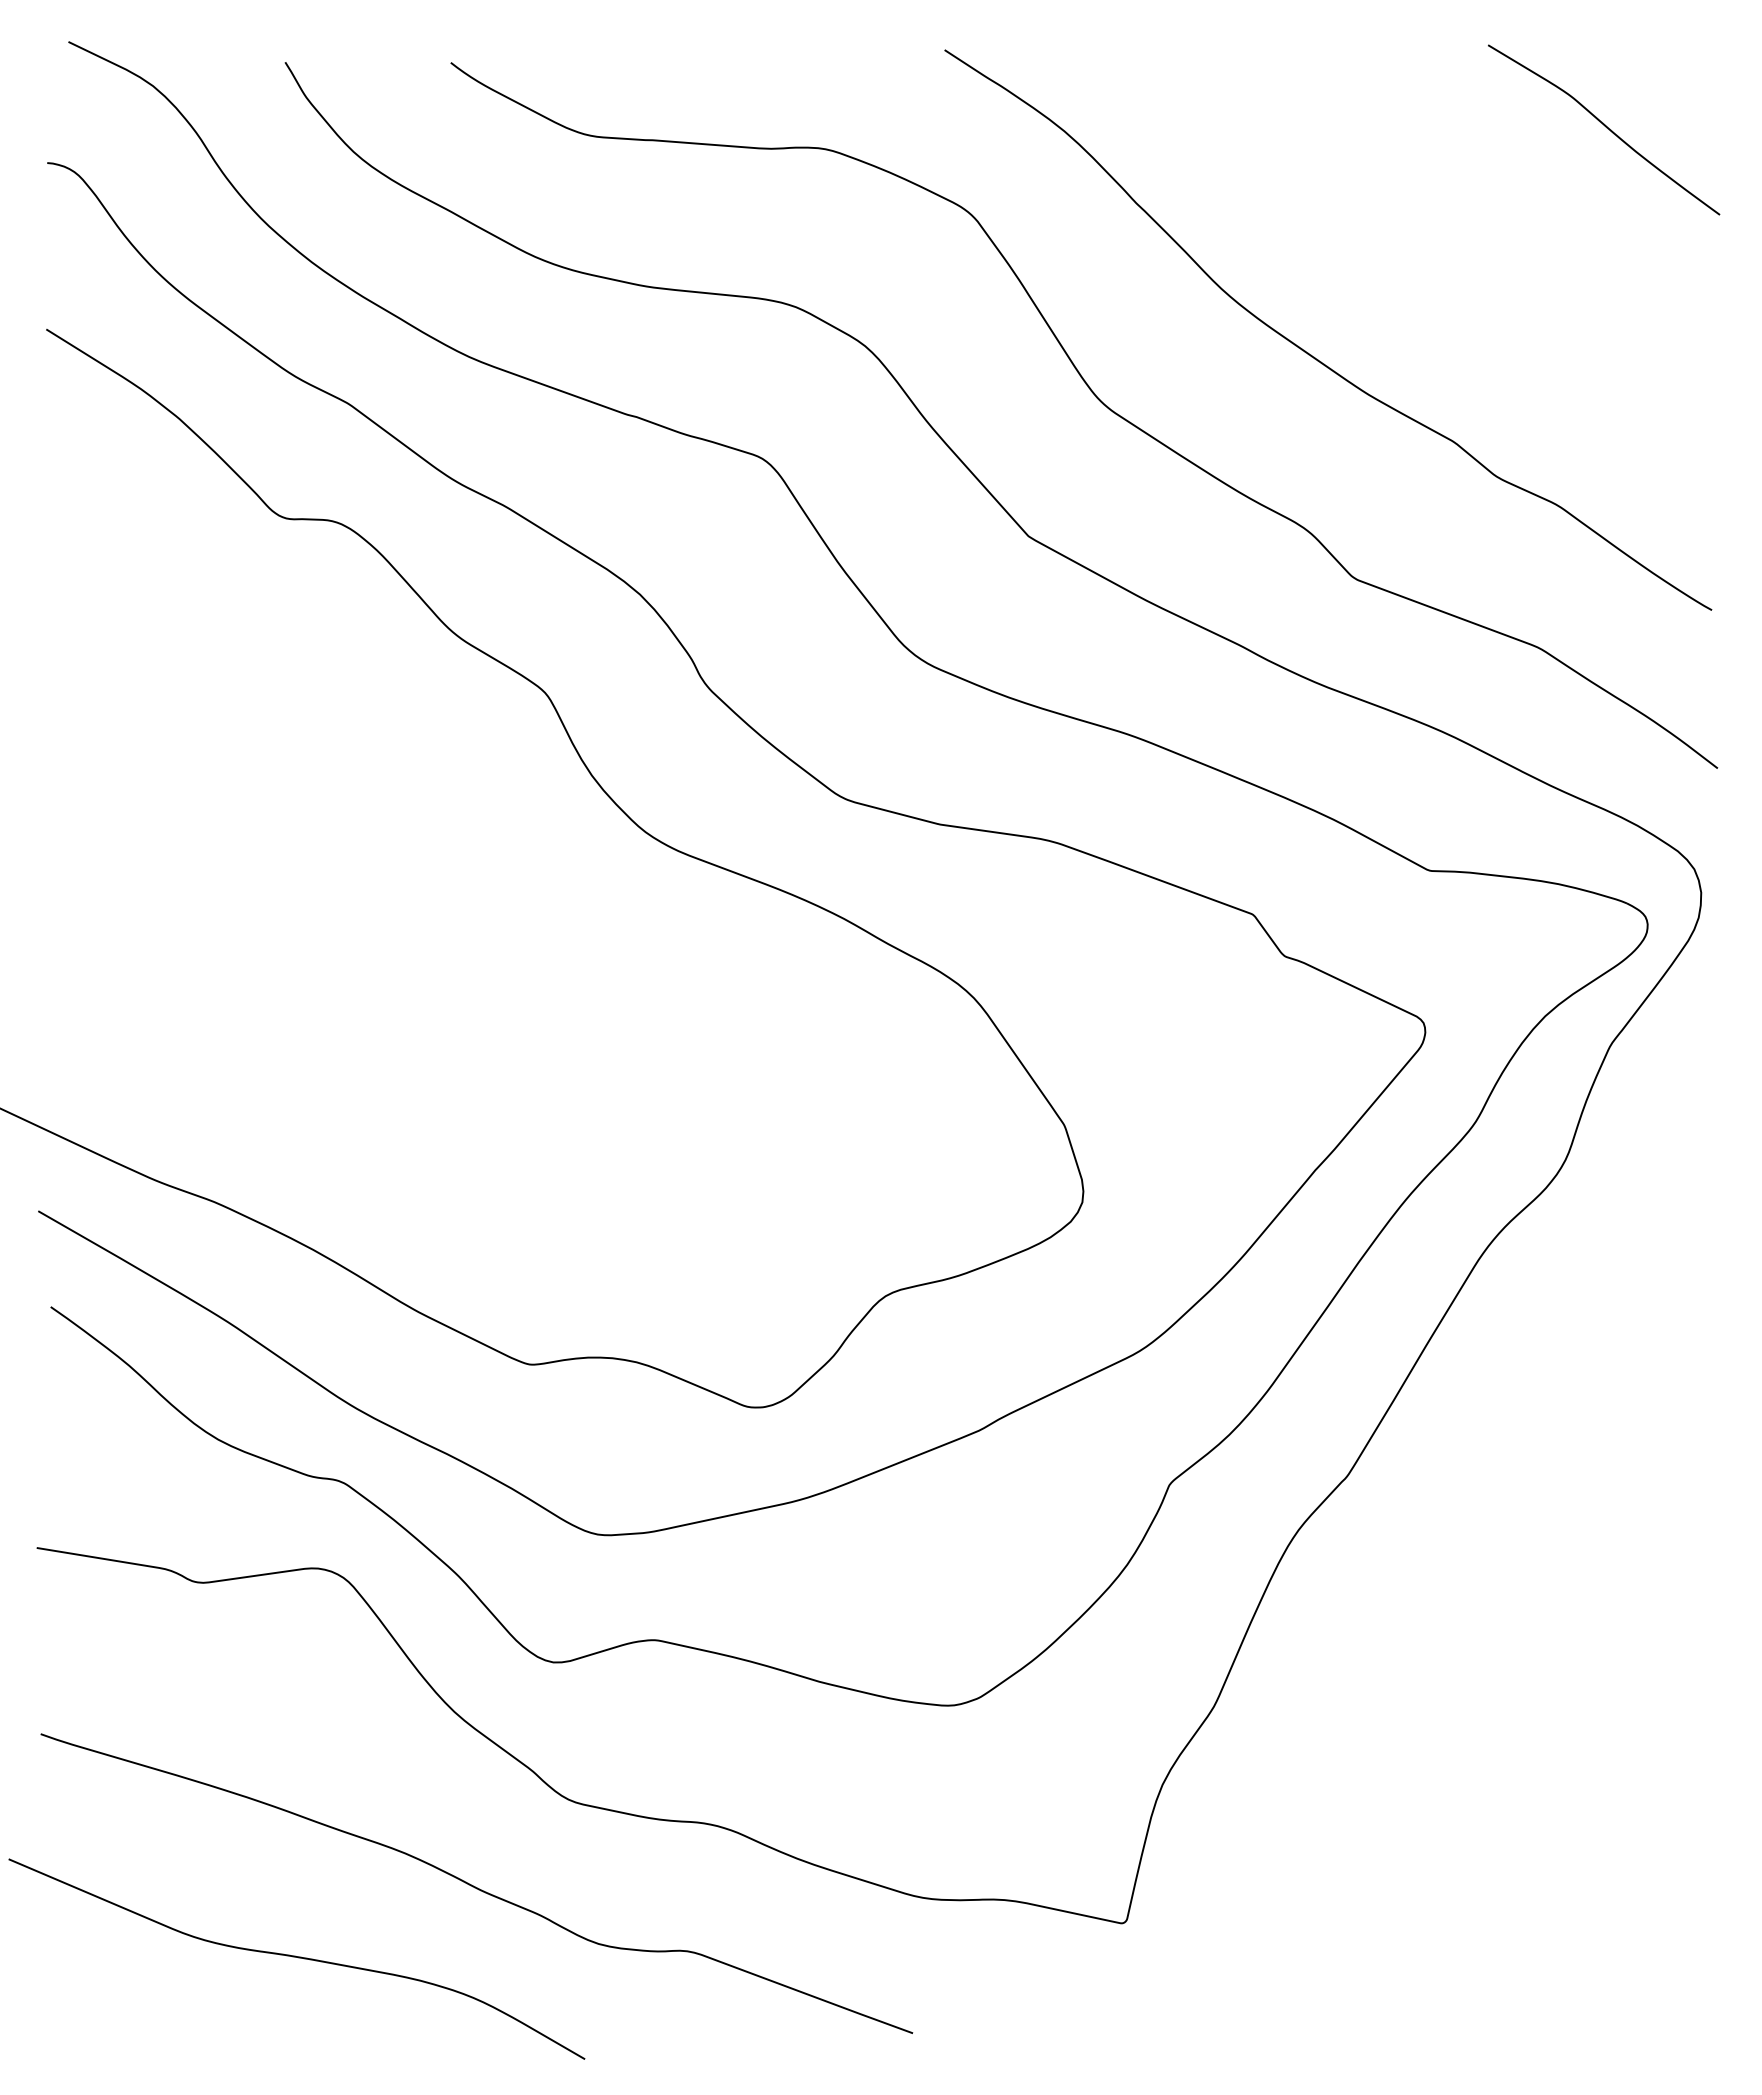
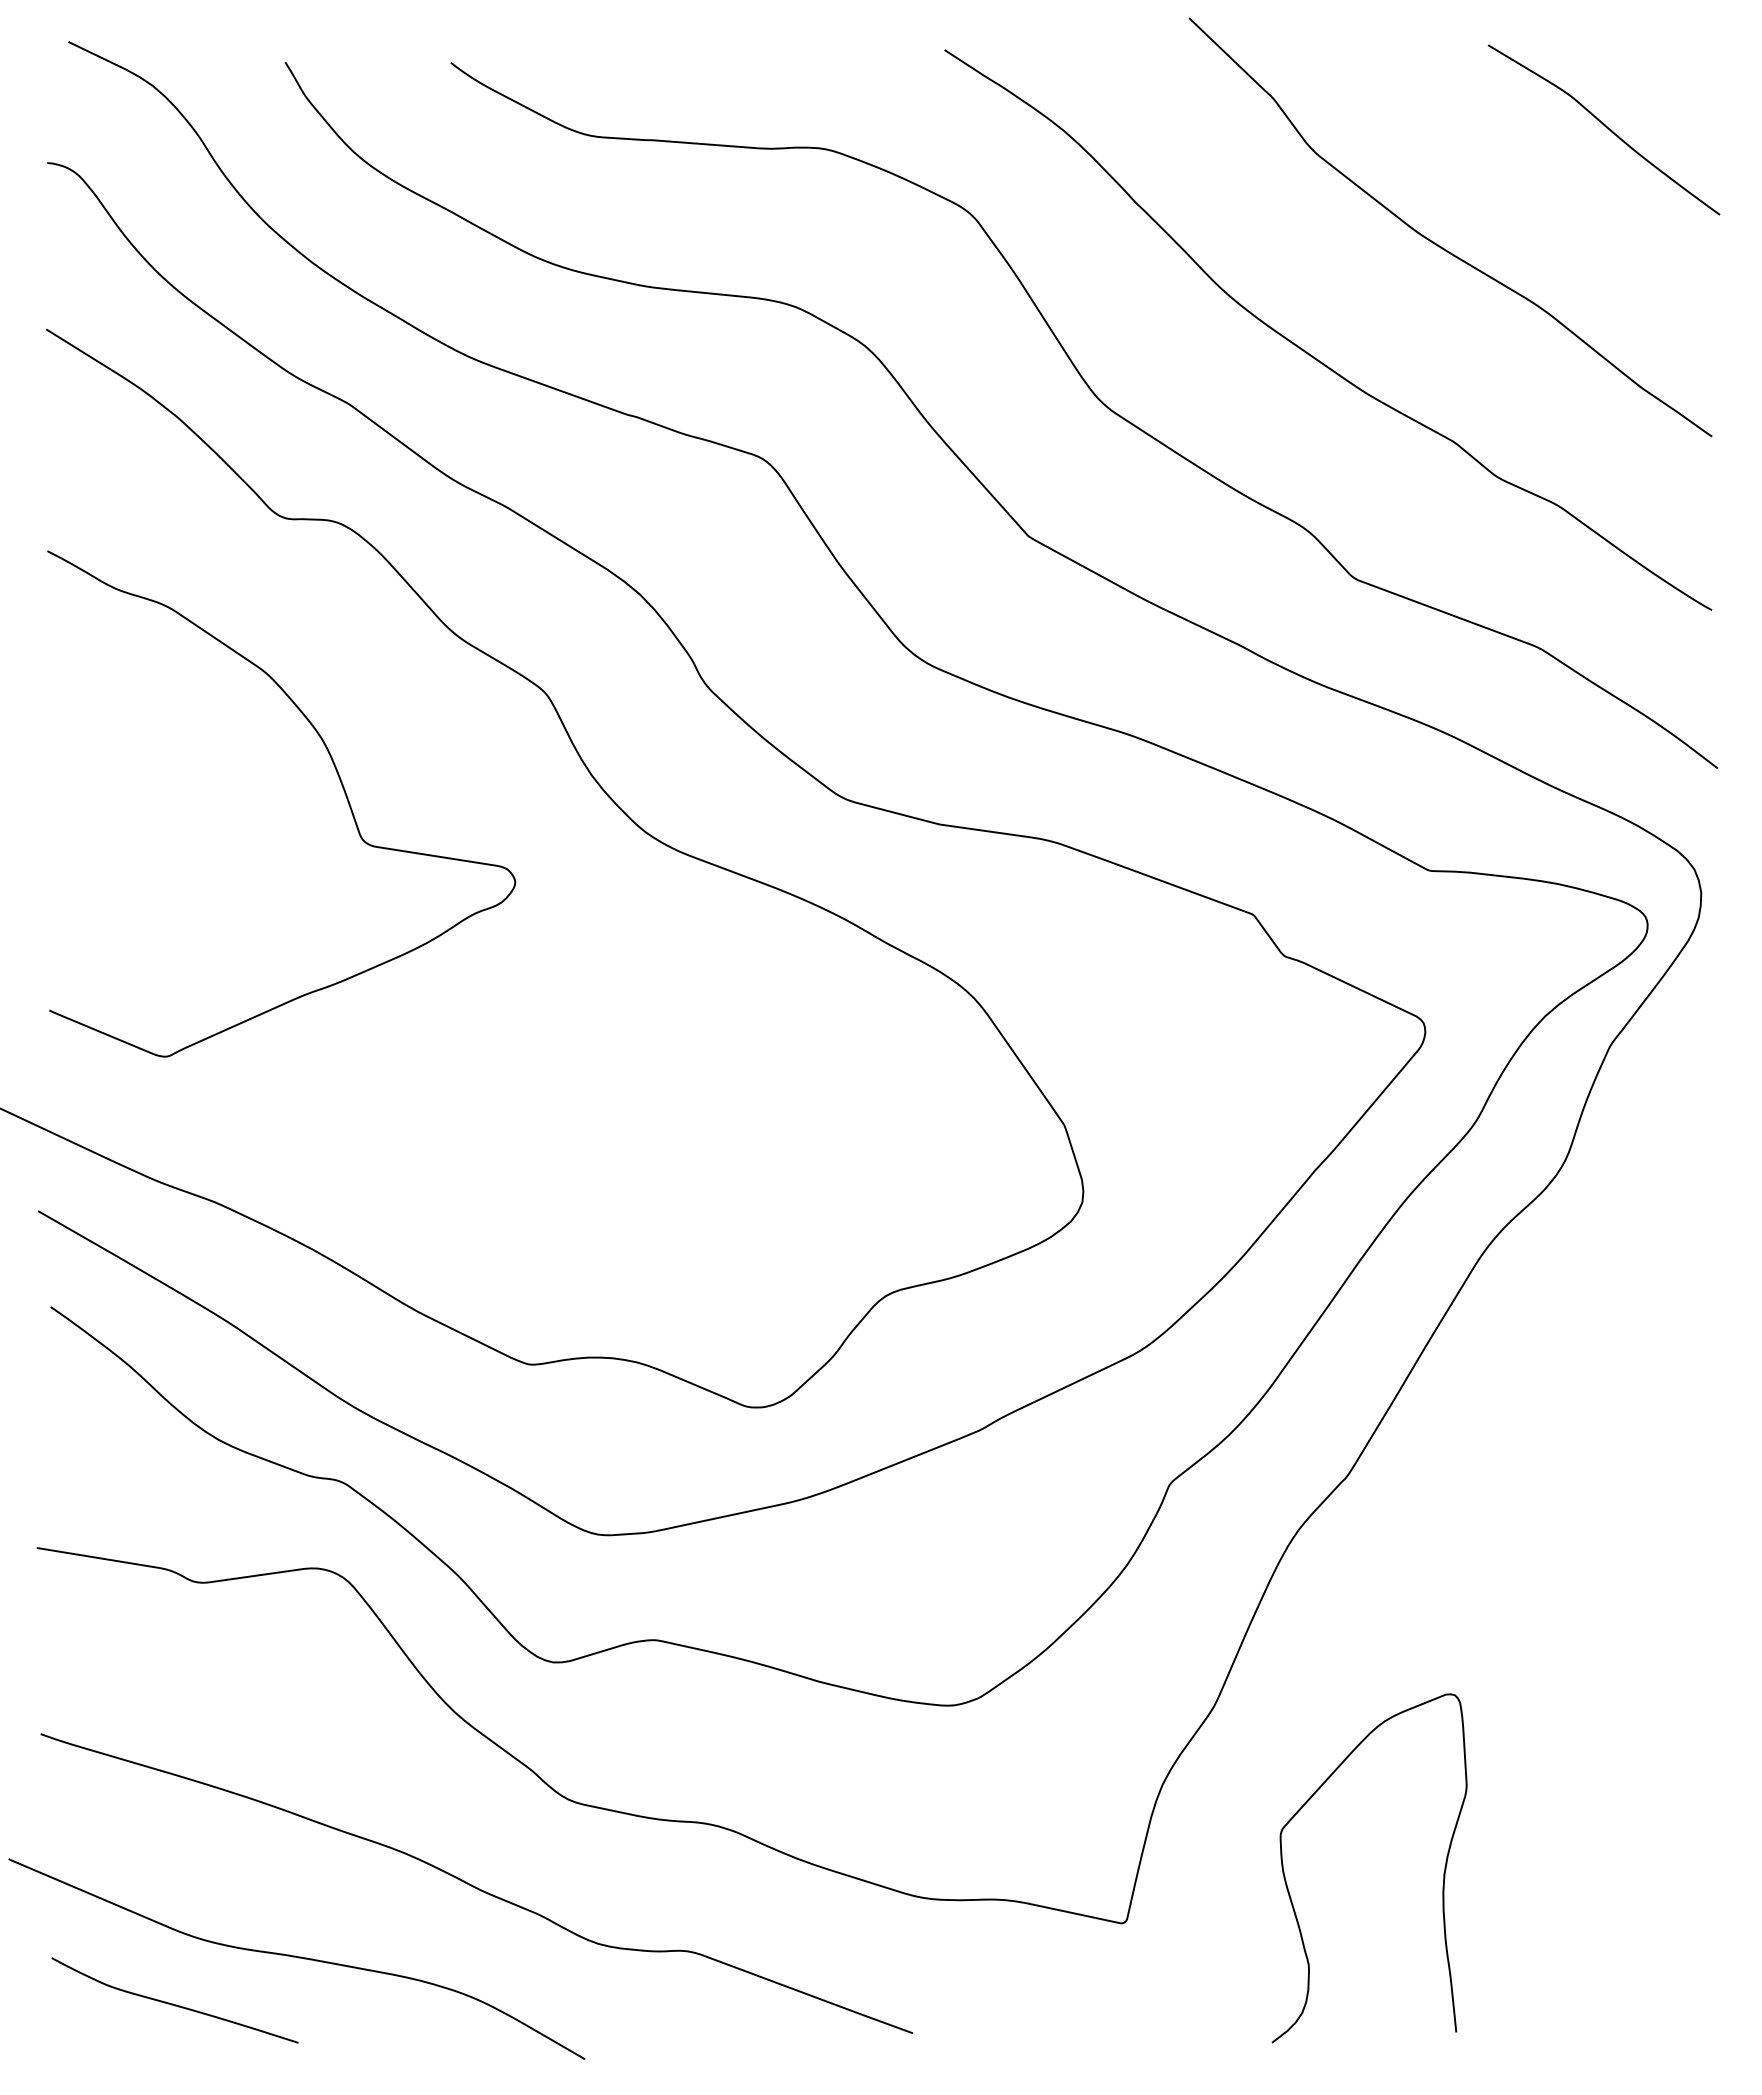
curve: none -> present (1438, 244)
curve: none -> present (339, 780)
curve: none -> present (1443, 1872)
curve: none -> present (173, 2003)
